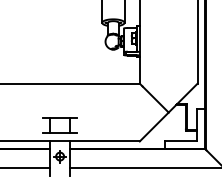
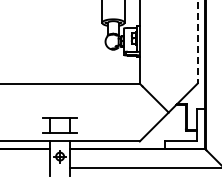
line: solid -> dashed (197, 42)
line: present -> none (26, 167)
